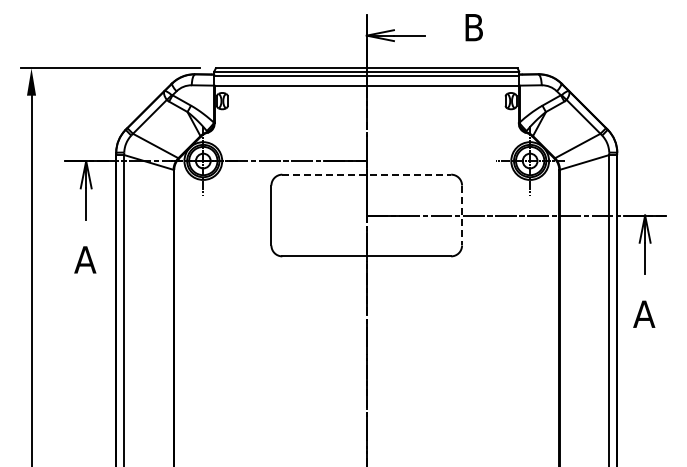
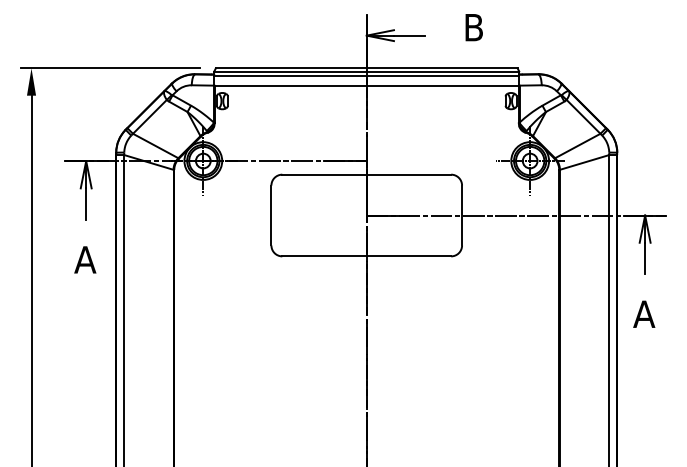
line: dashed -> solid (367, 174)
line: dashed -> solid (462, 215)
